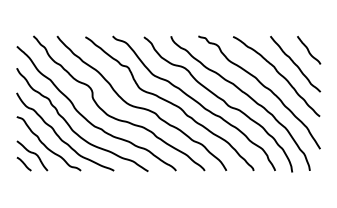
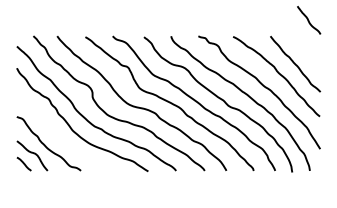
curve position: (309, 50) -> (309, 20) (309, 20)
curve: present -> none (58, 134)
